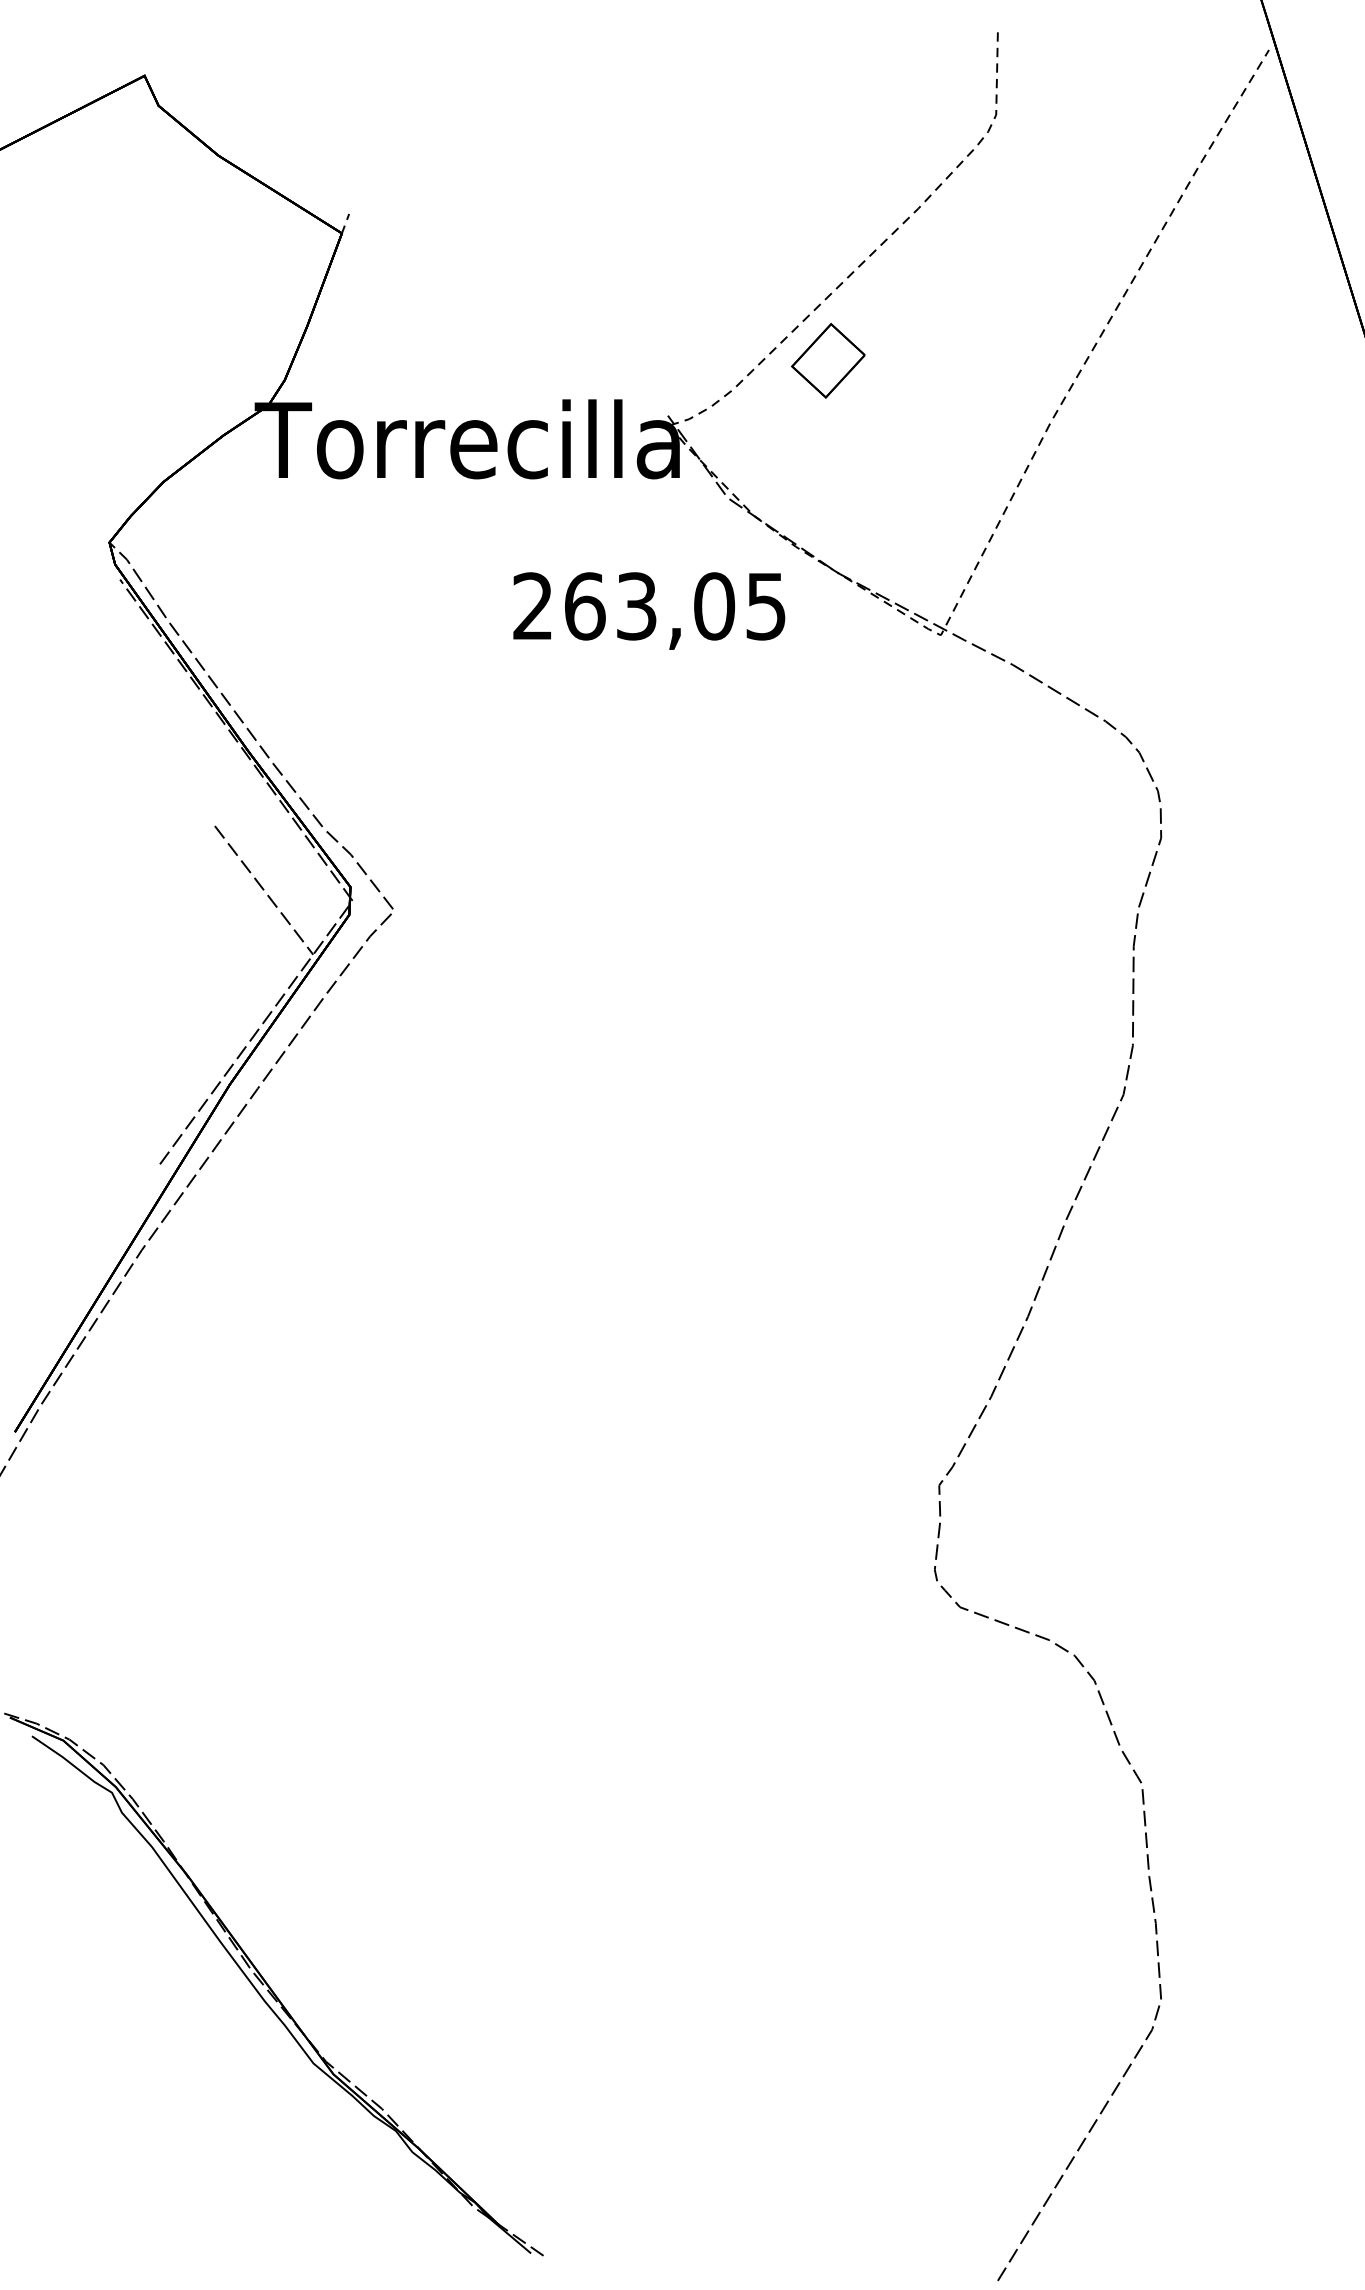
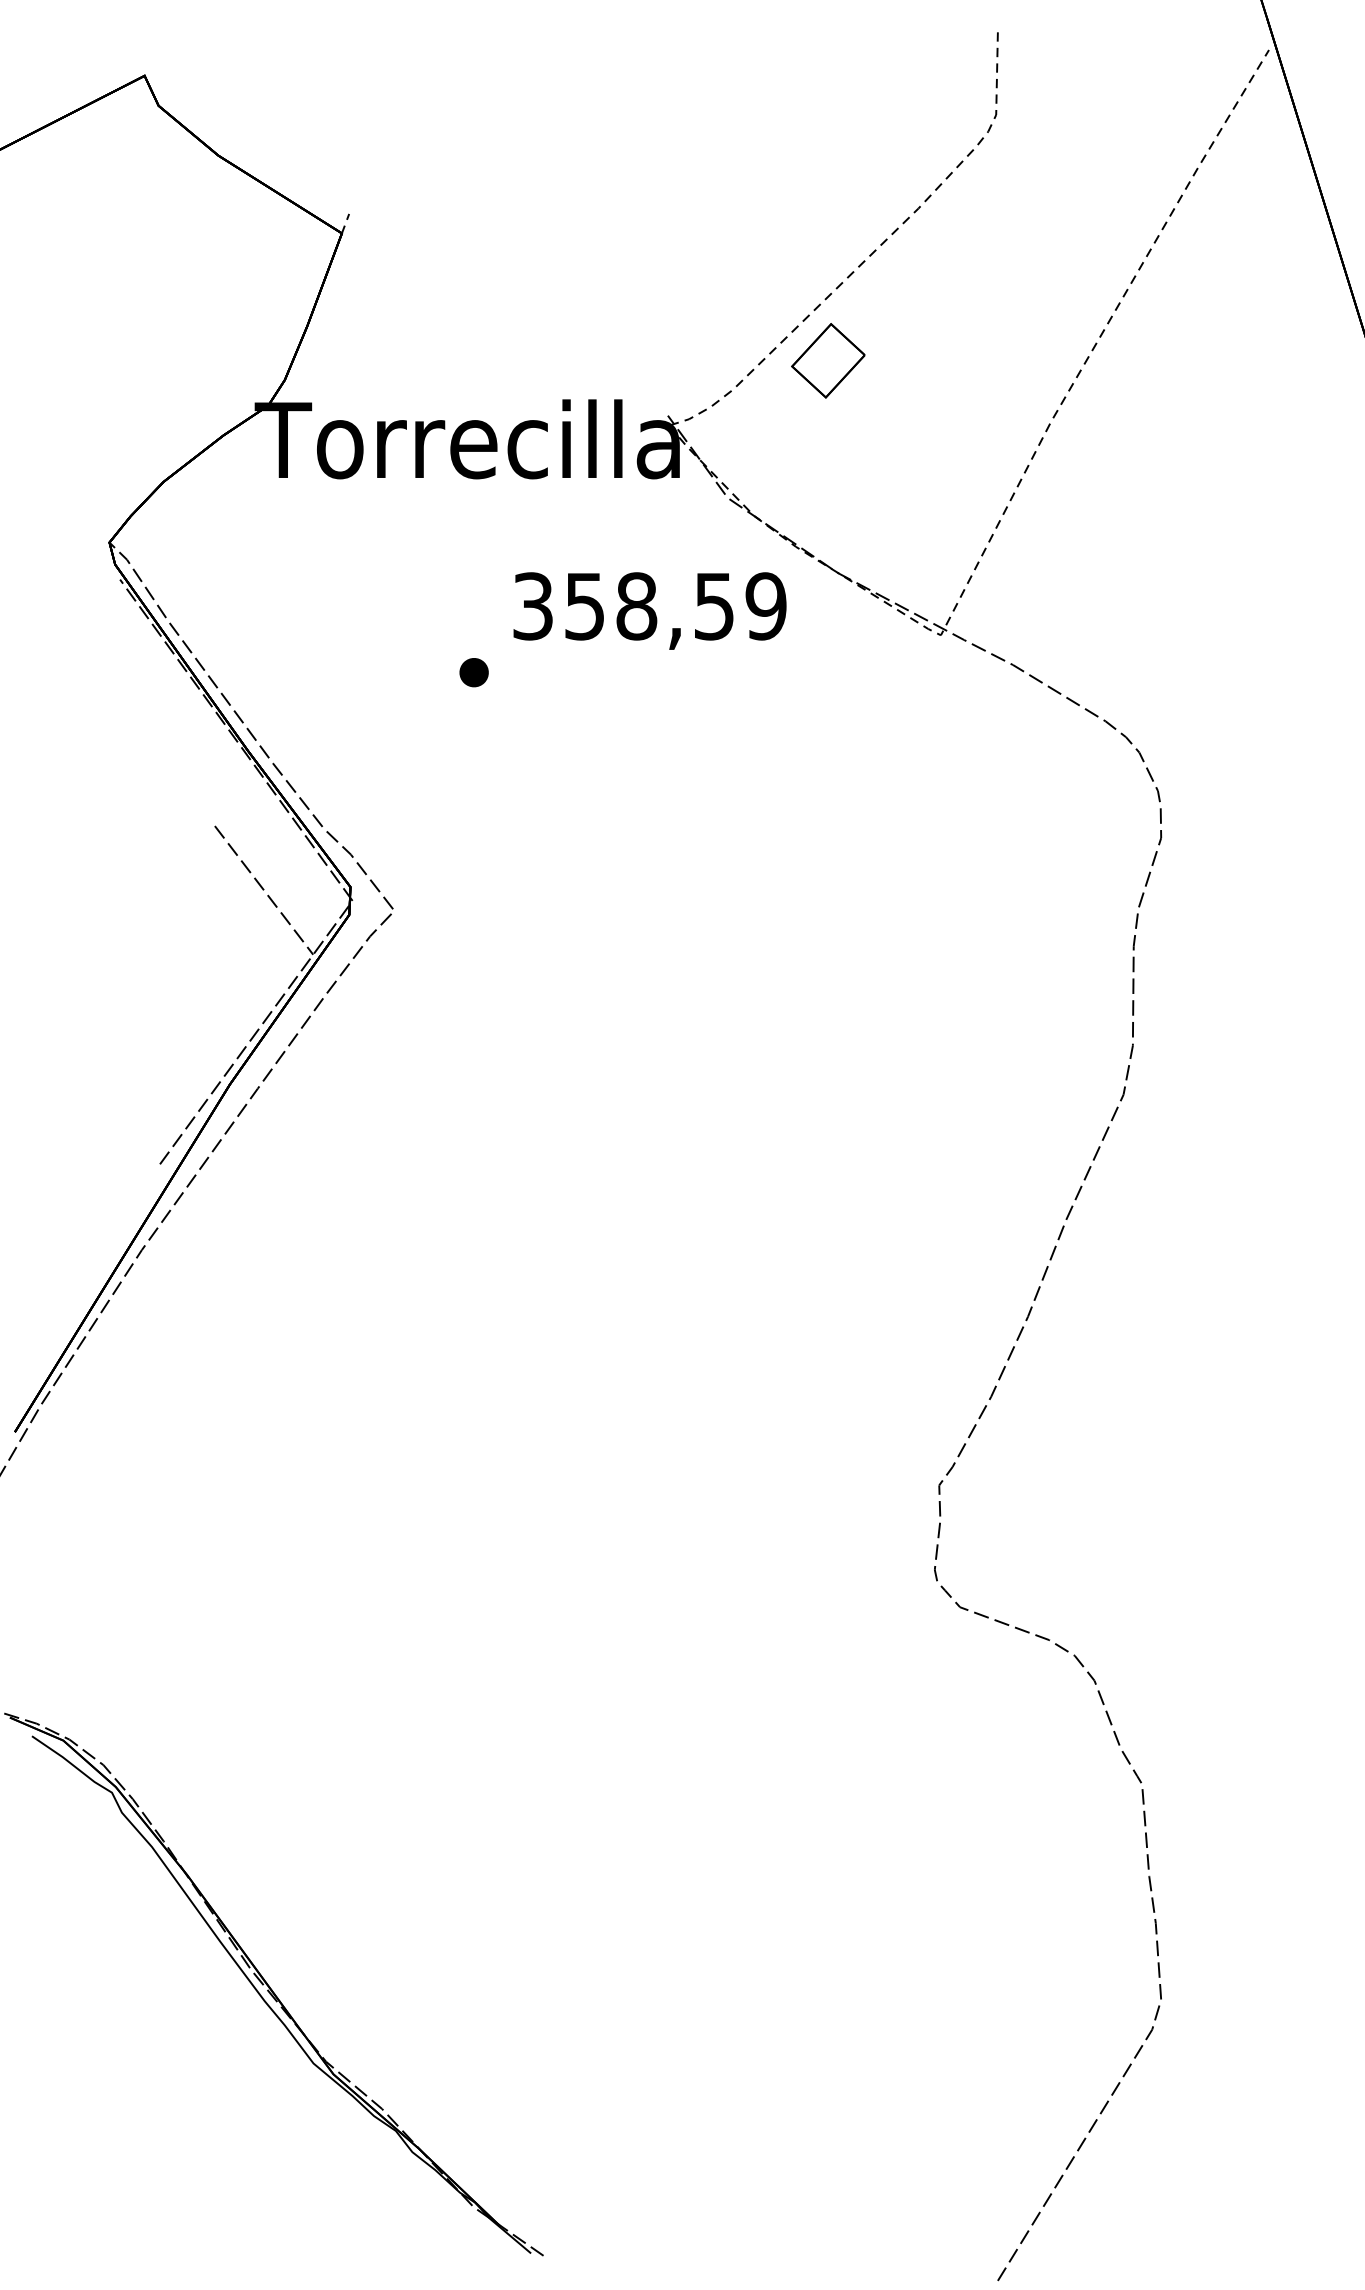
text: 263,05 -> 358,59 (649, 606)
part: none -> present (473, 672)
